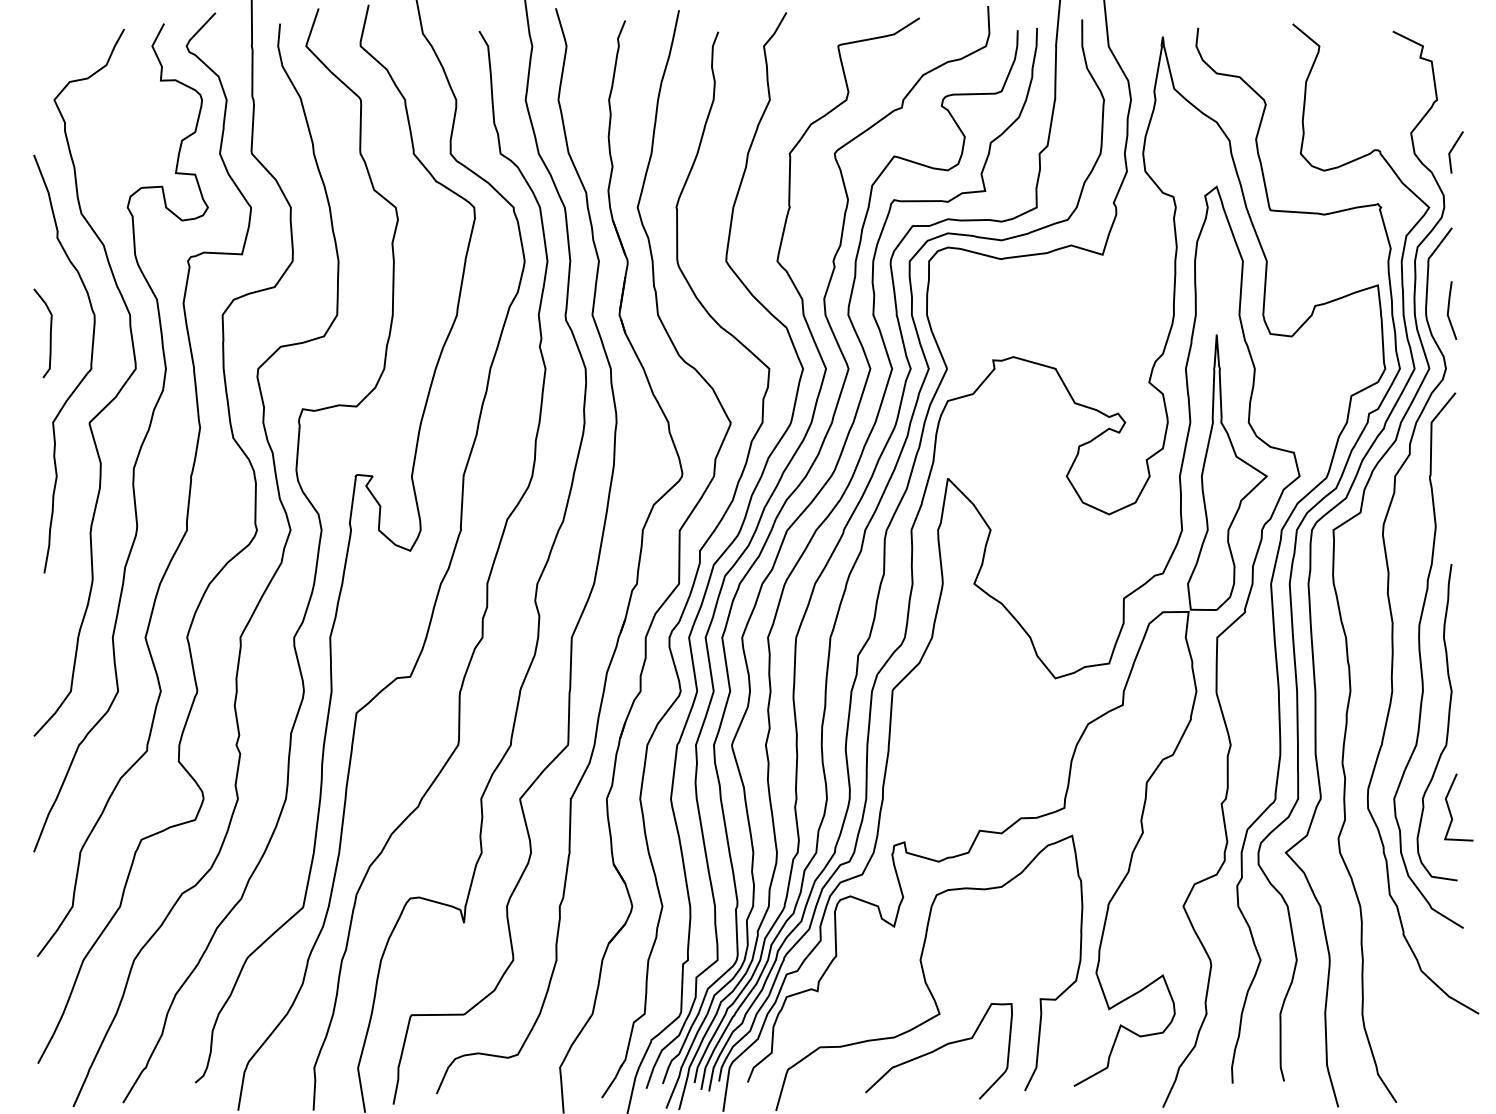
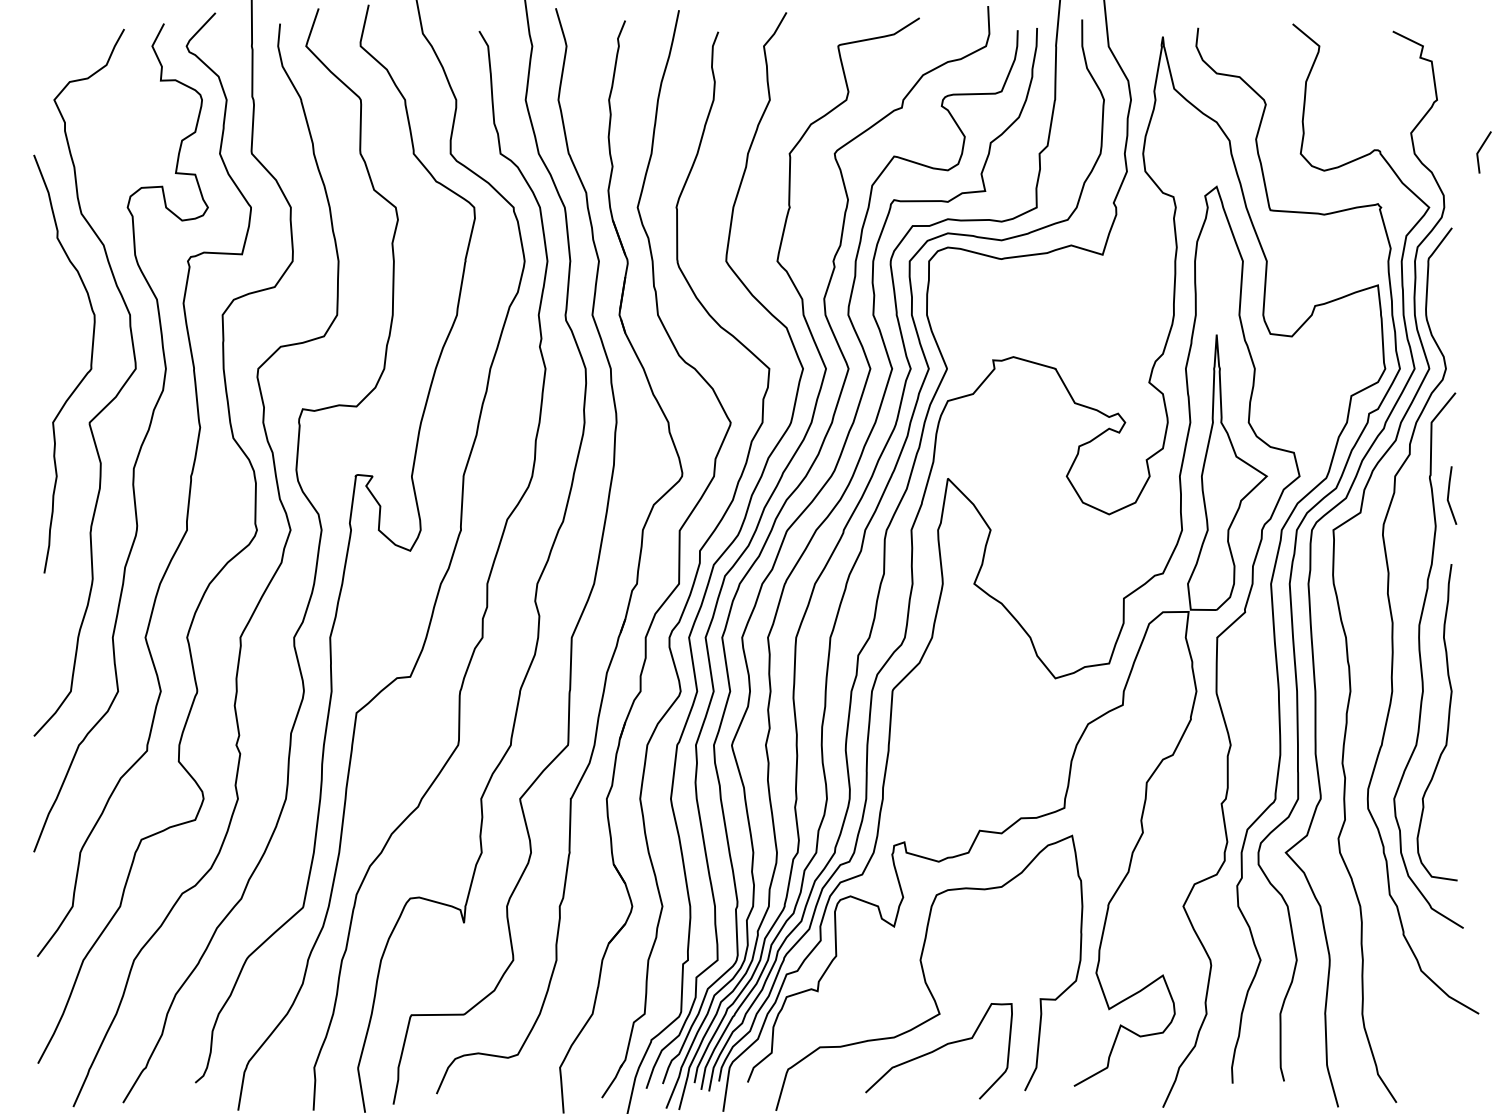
line position: (1452, 150) -> (1480, 150) (1480, 150)
line position: (1449, 310) -> (1449, 495) (1449, 495)
curve: present -> none (49, 334)
line: present -> none (1450, 809)
